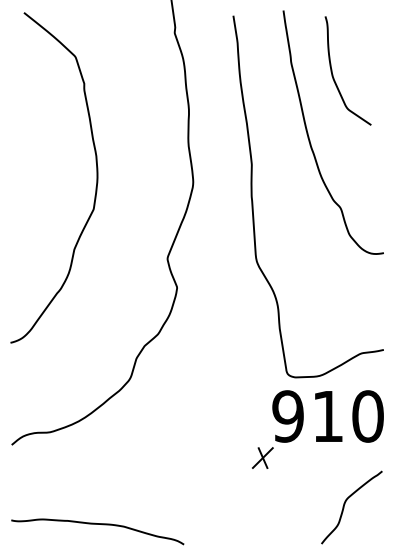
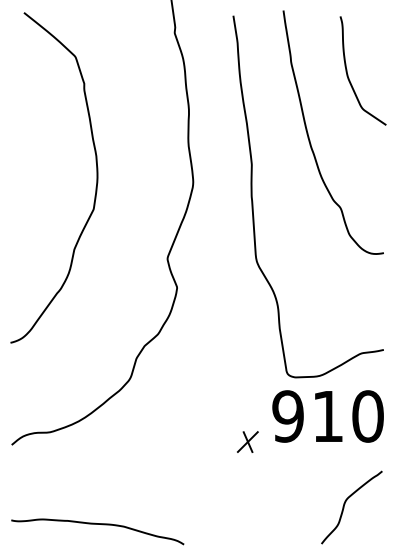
curve position: (333, 74) -> (348, 74) (348, 74)
part position: (262, 457) -> (247, 441) (247, 441)
